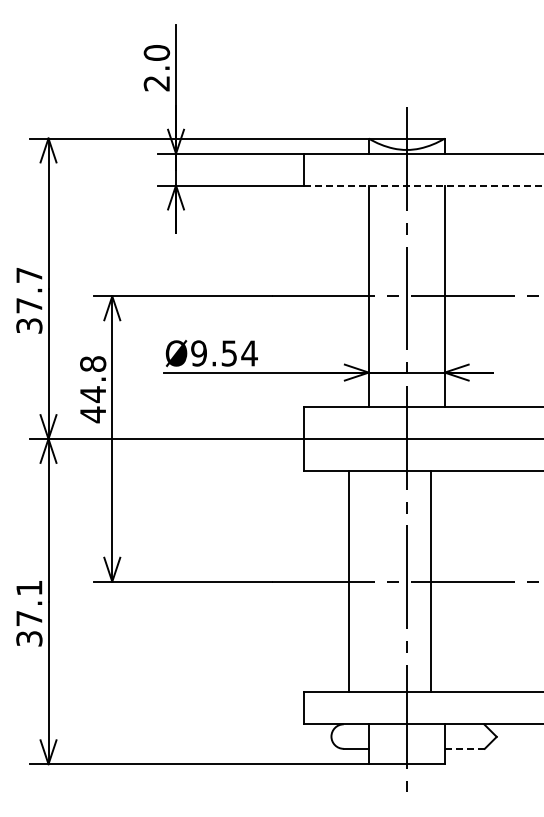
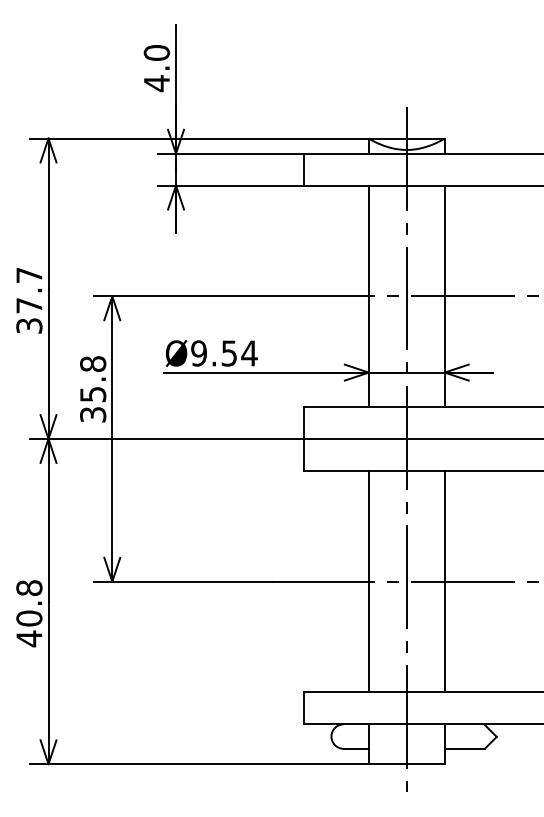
text: 2.0 -> 4.0 (156, 83)
line: dashed -> solid (423, 185)
text: 44.8 -> 35.8 (93, 404)
line position: (348, 581) -> (368, 581) (368, 581)
line position: (430, 581) -> (444, 581) (444, 581)
text: 37.1 -> 40.8 (29, 613)
line: dashed -> solid (464, 748)
